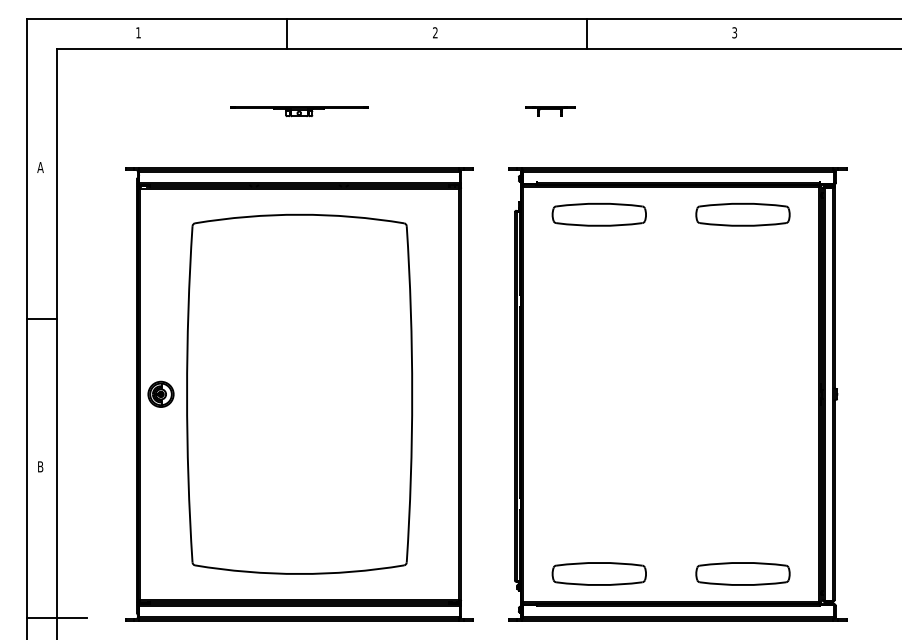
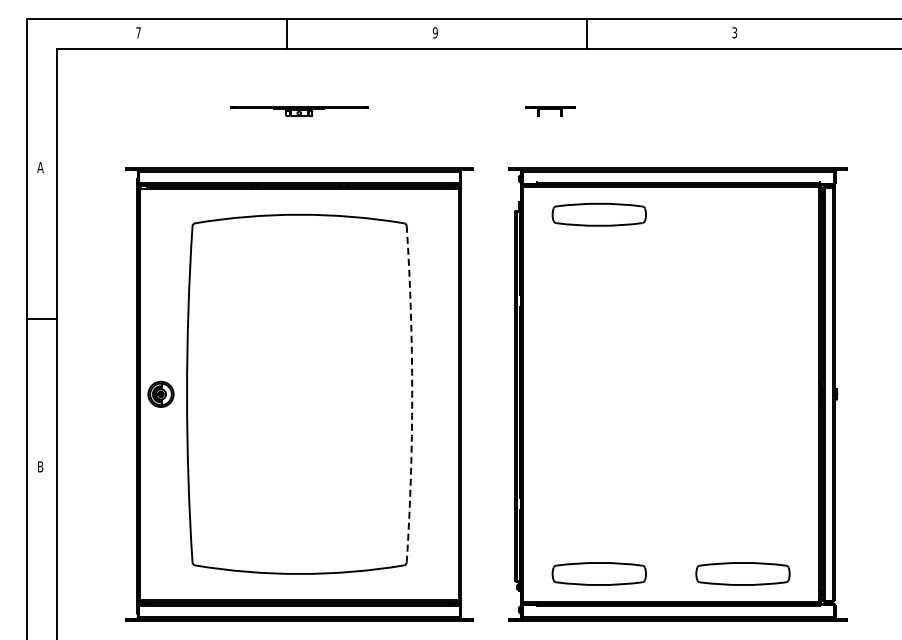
text: 1 -> 7 (138, 32)
text: 2 -> 9 (434, 32)
part: present -> none (742, 214)
arc: solid -> dashed (412, 394)
line: present -> none (56, 617)
